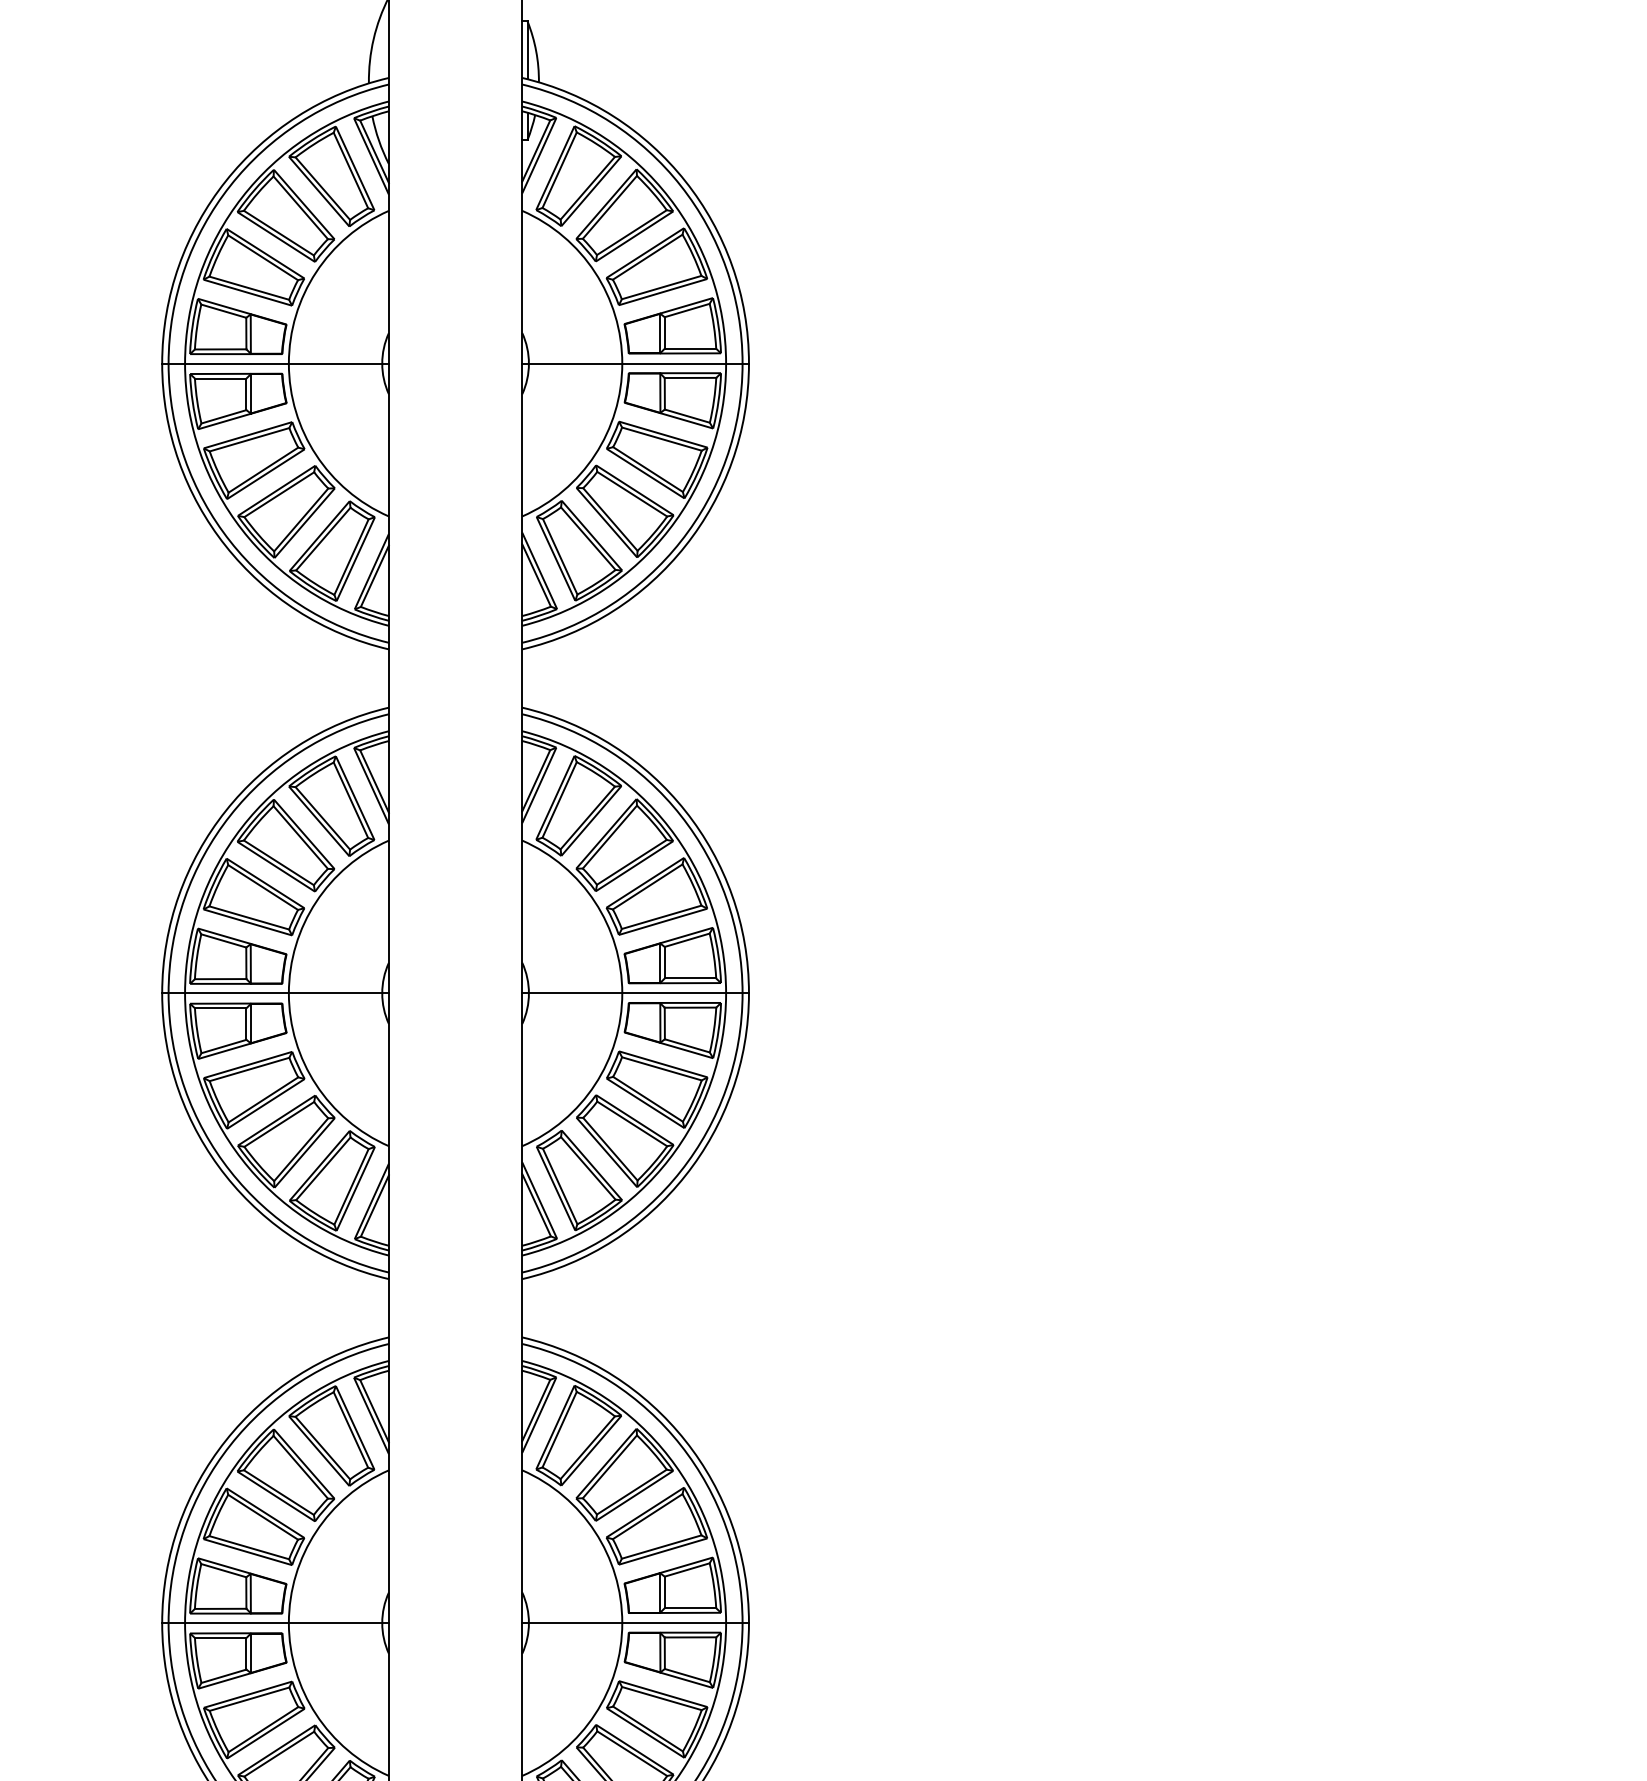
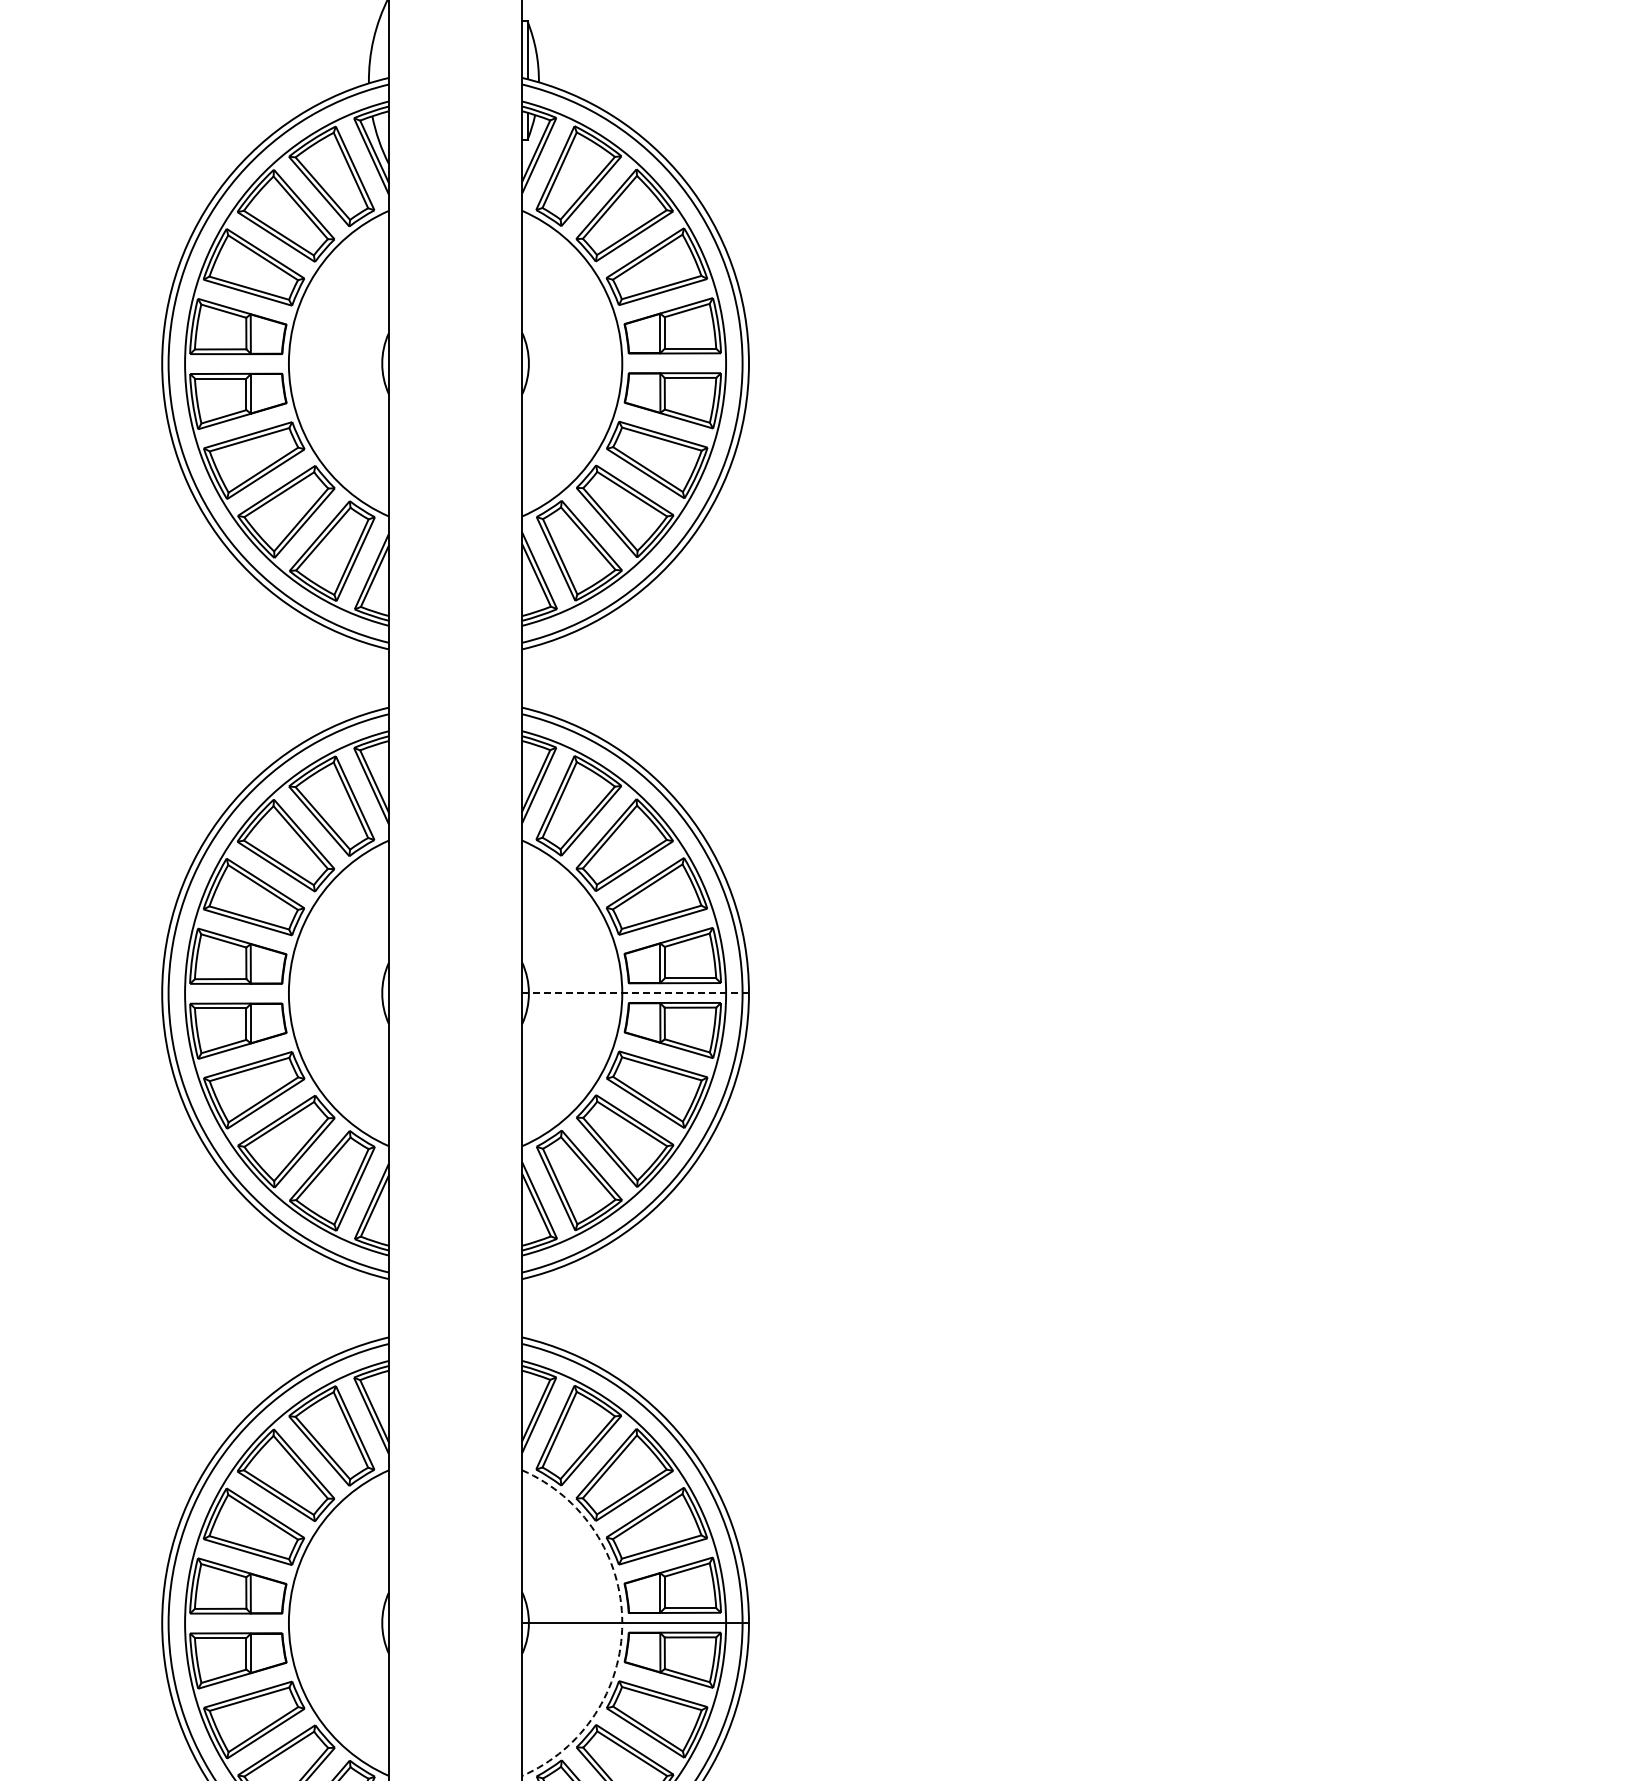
line: present -> none (275, 363)
line: present -> none (635, 363)
line: present -> none (275, 993)
line: solid -> dashed (636, 993)
line: present -> none (275, 1623)
arc: solid -> dashed (622, 1623)
